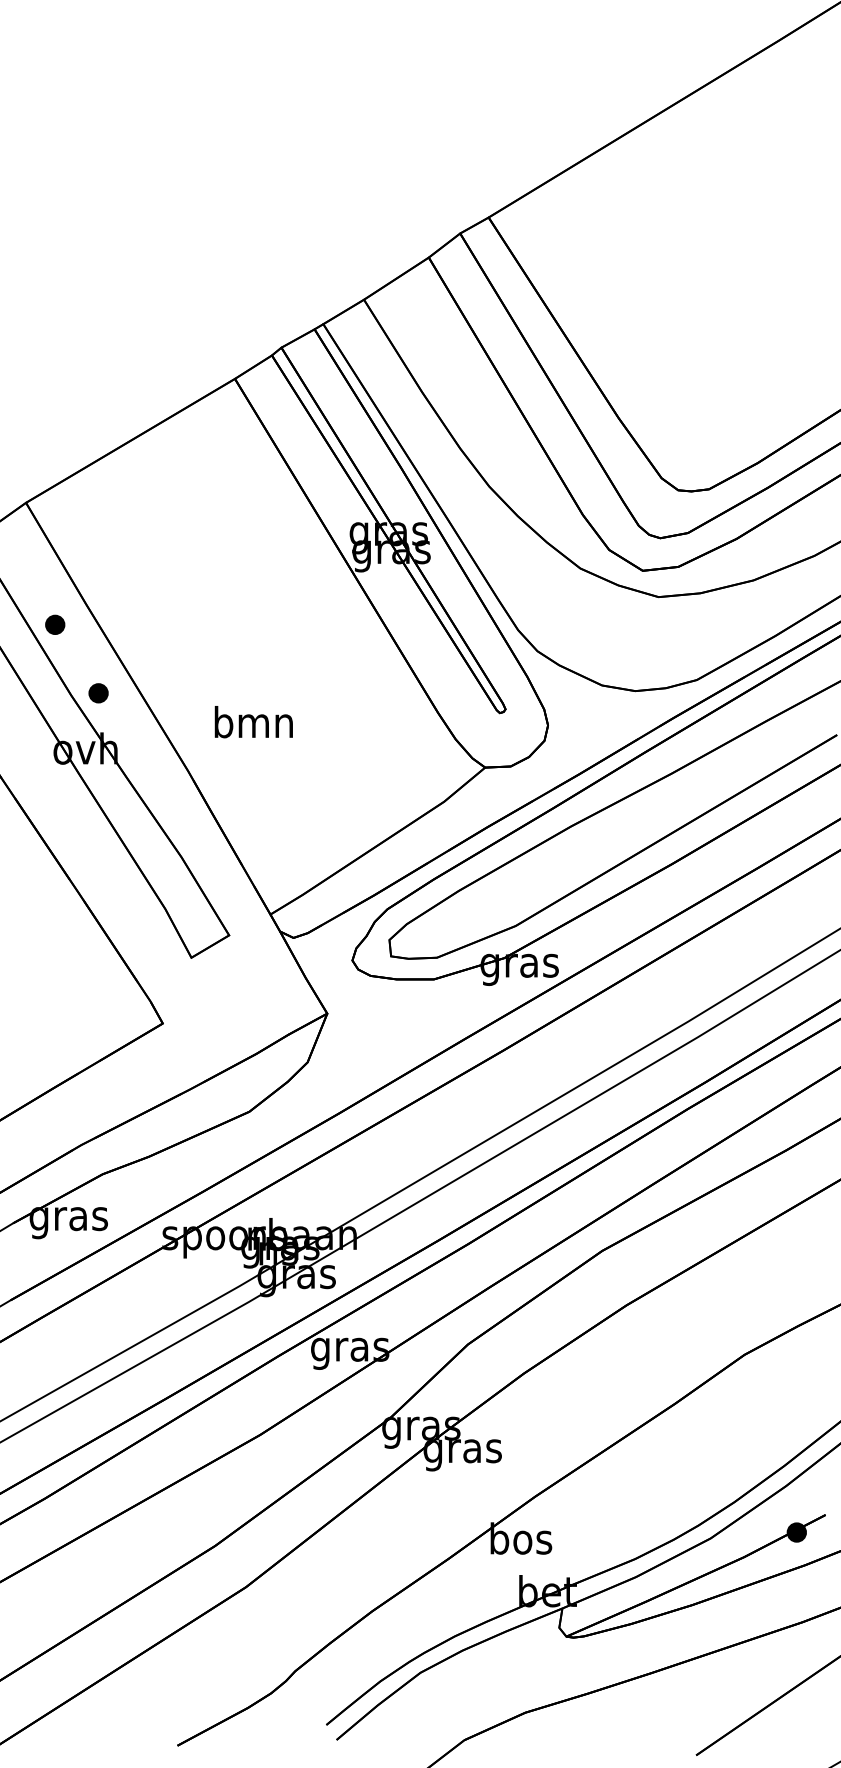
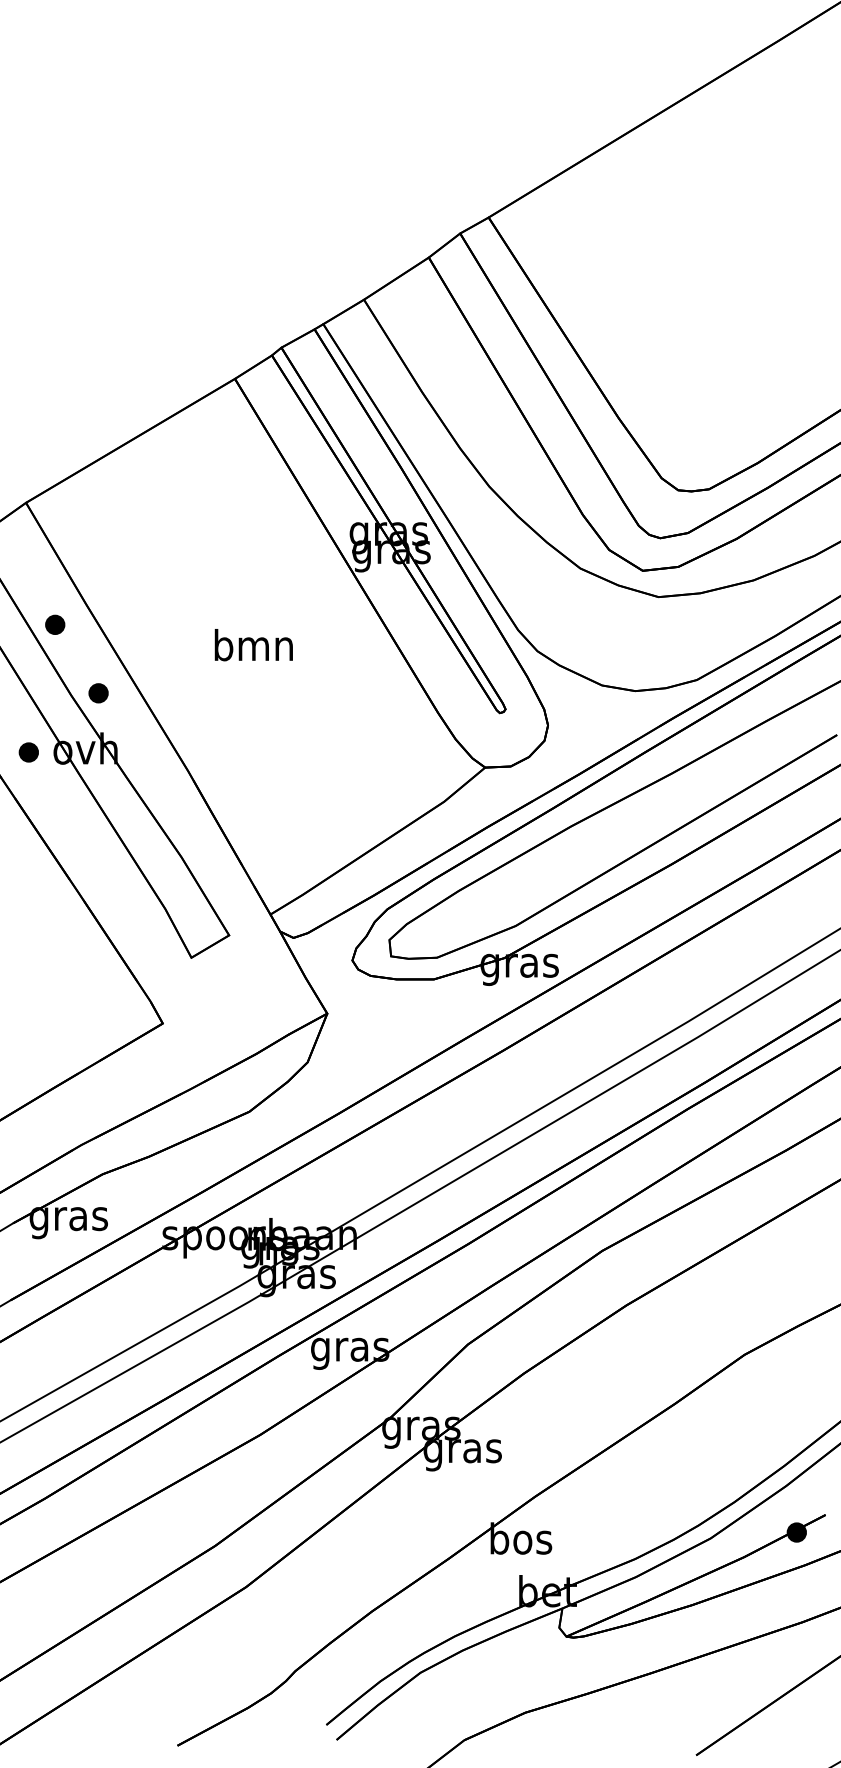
text position: (253, 722) -> (253, 645) (253, 645)
part: none -> present (28, 752)
